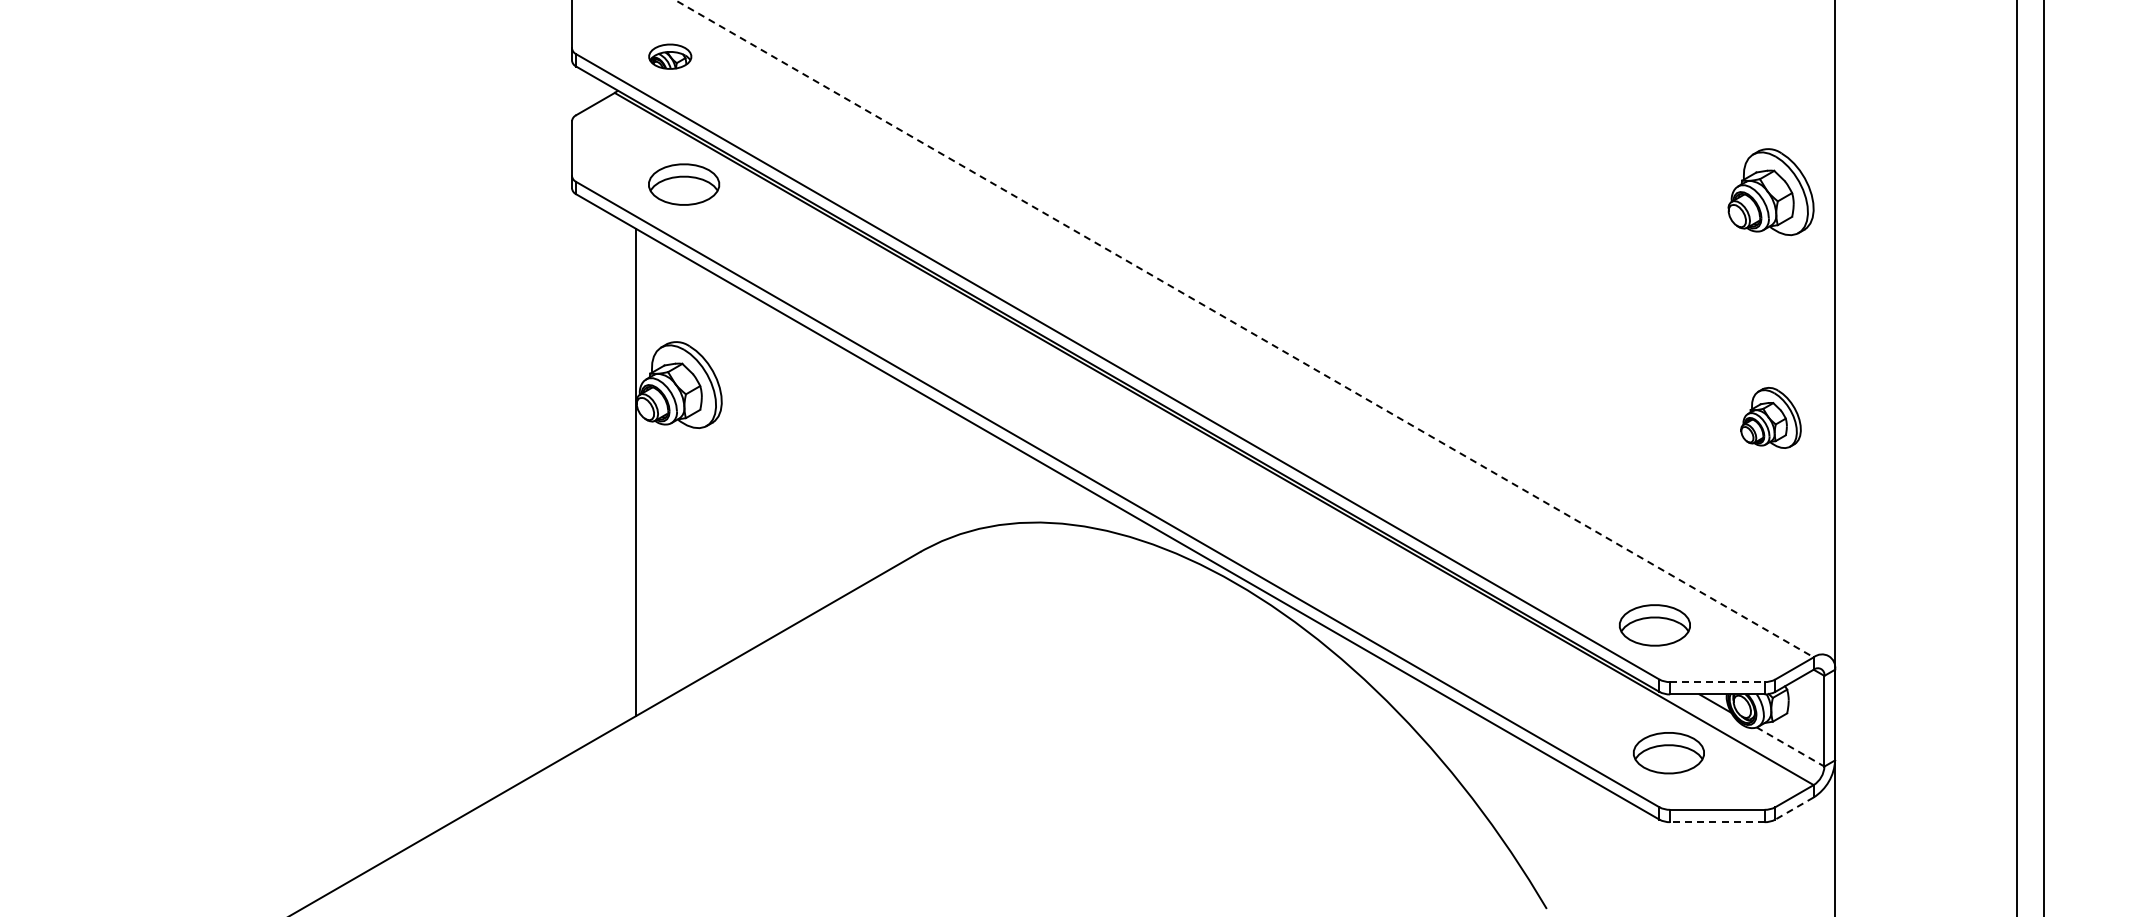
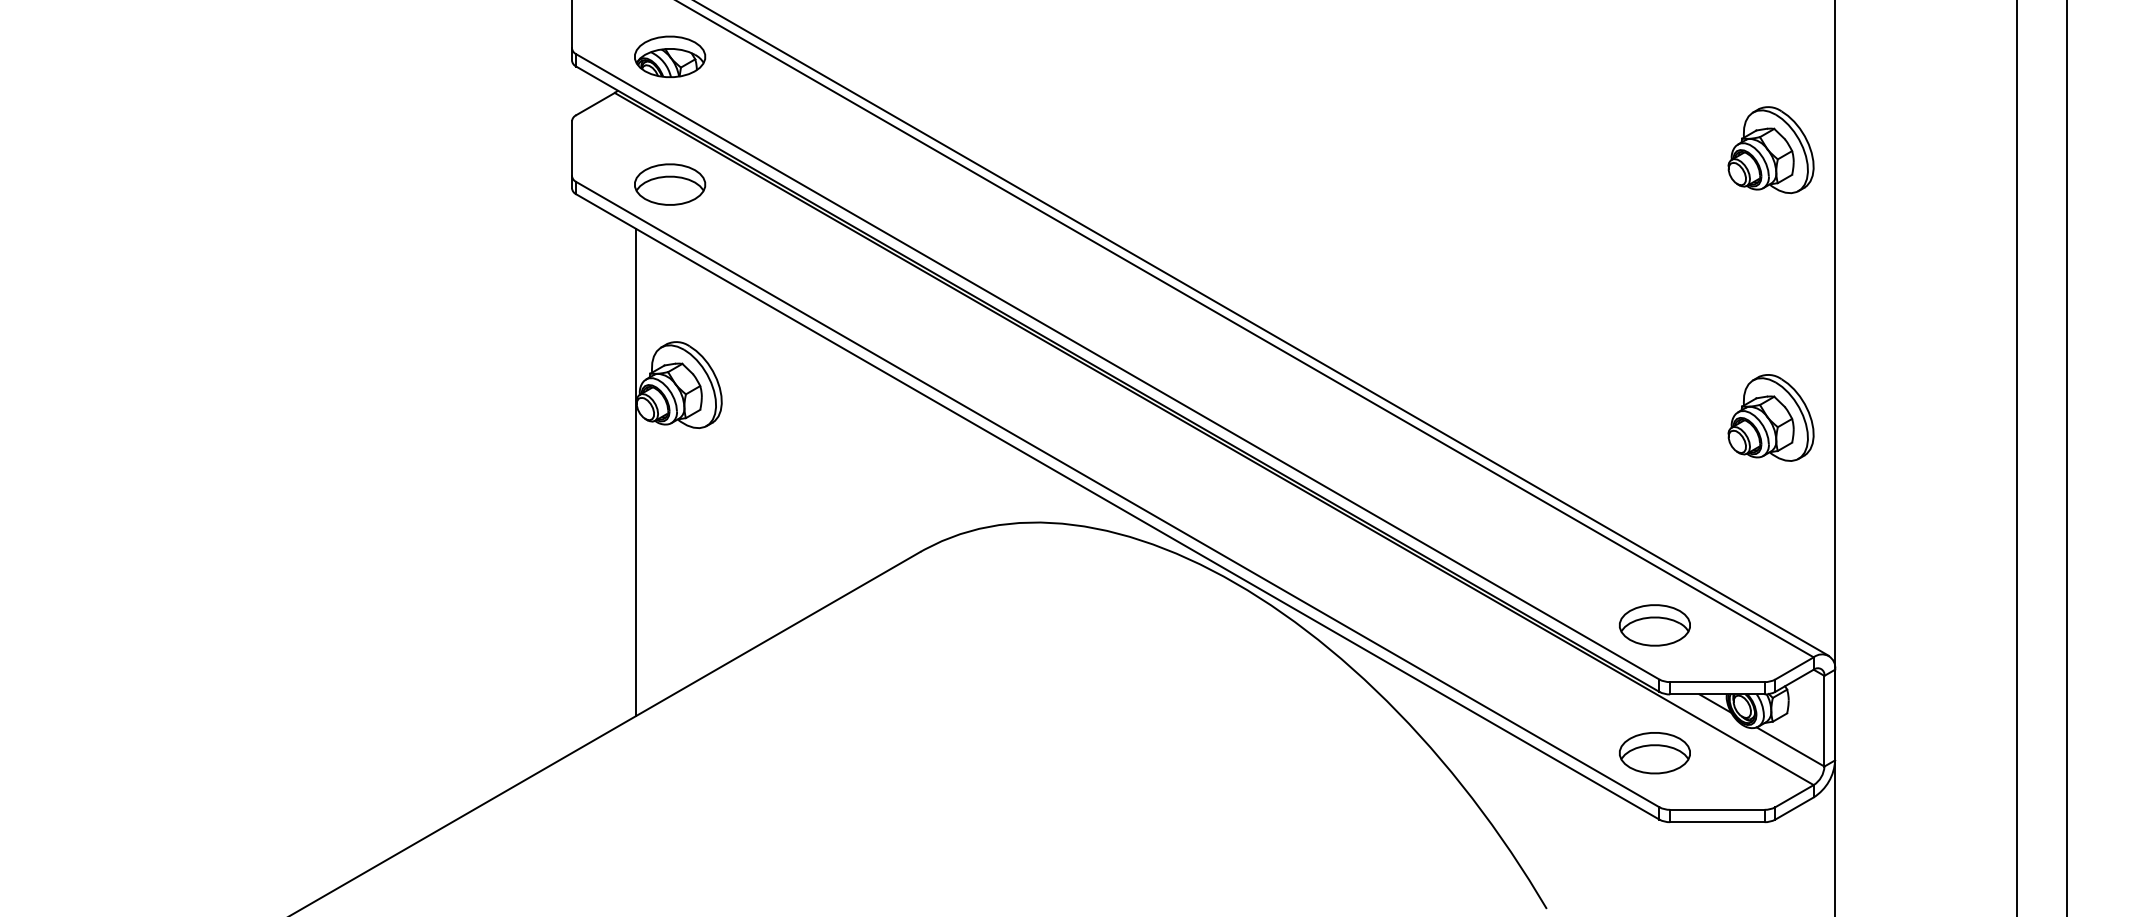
part size: 45x27 px -> 73x43 px (670, 56)
part position: (684, 184) -> (670, 184) (670, 184)
part position: (1770, 192) -> (1770, 150) (1770, 150)
line: none -> present (1262, 328)
line: dashed -> solid (1244, 329)
part size: 62x62 px -> 88x88 px (1770, 417)
line position: (2044, 457) -> (2067, 457) (2067, 457)
line: dashed -> solid (1717, 682)
line: dashed -> solid (1790, 747)
part position: (1668, 753) -> (1654, 753) (1654, 753)
line: dashed -> solid (1794, 808)
line: dashed -> solid (1716, 822)
